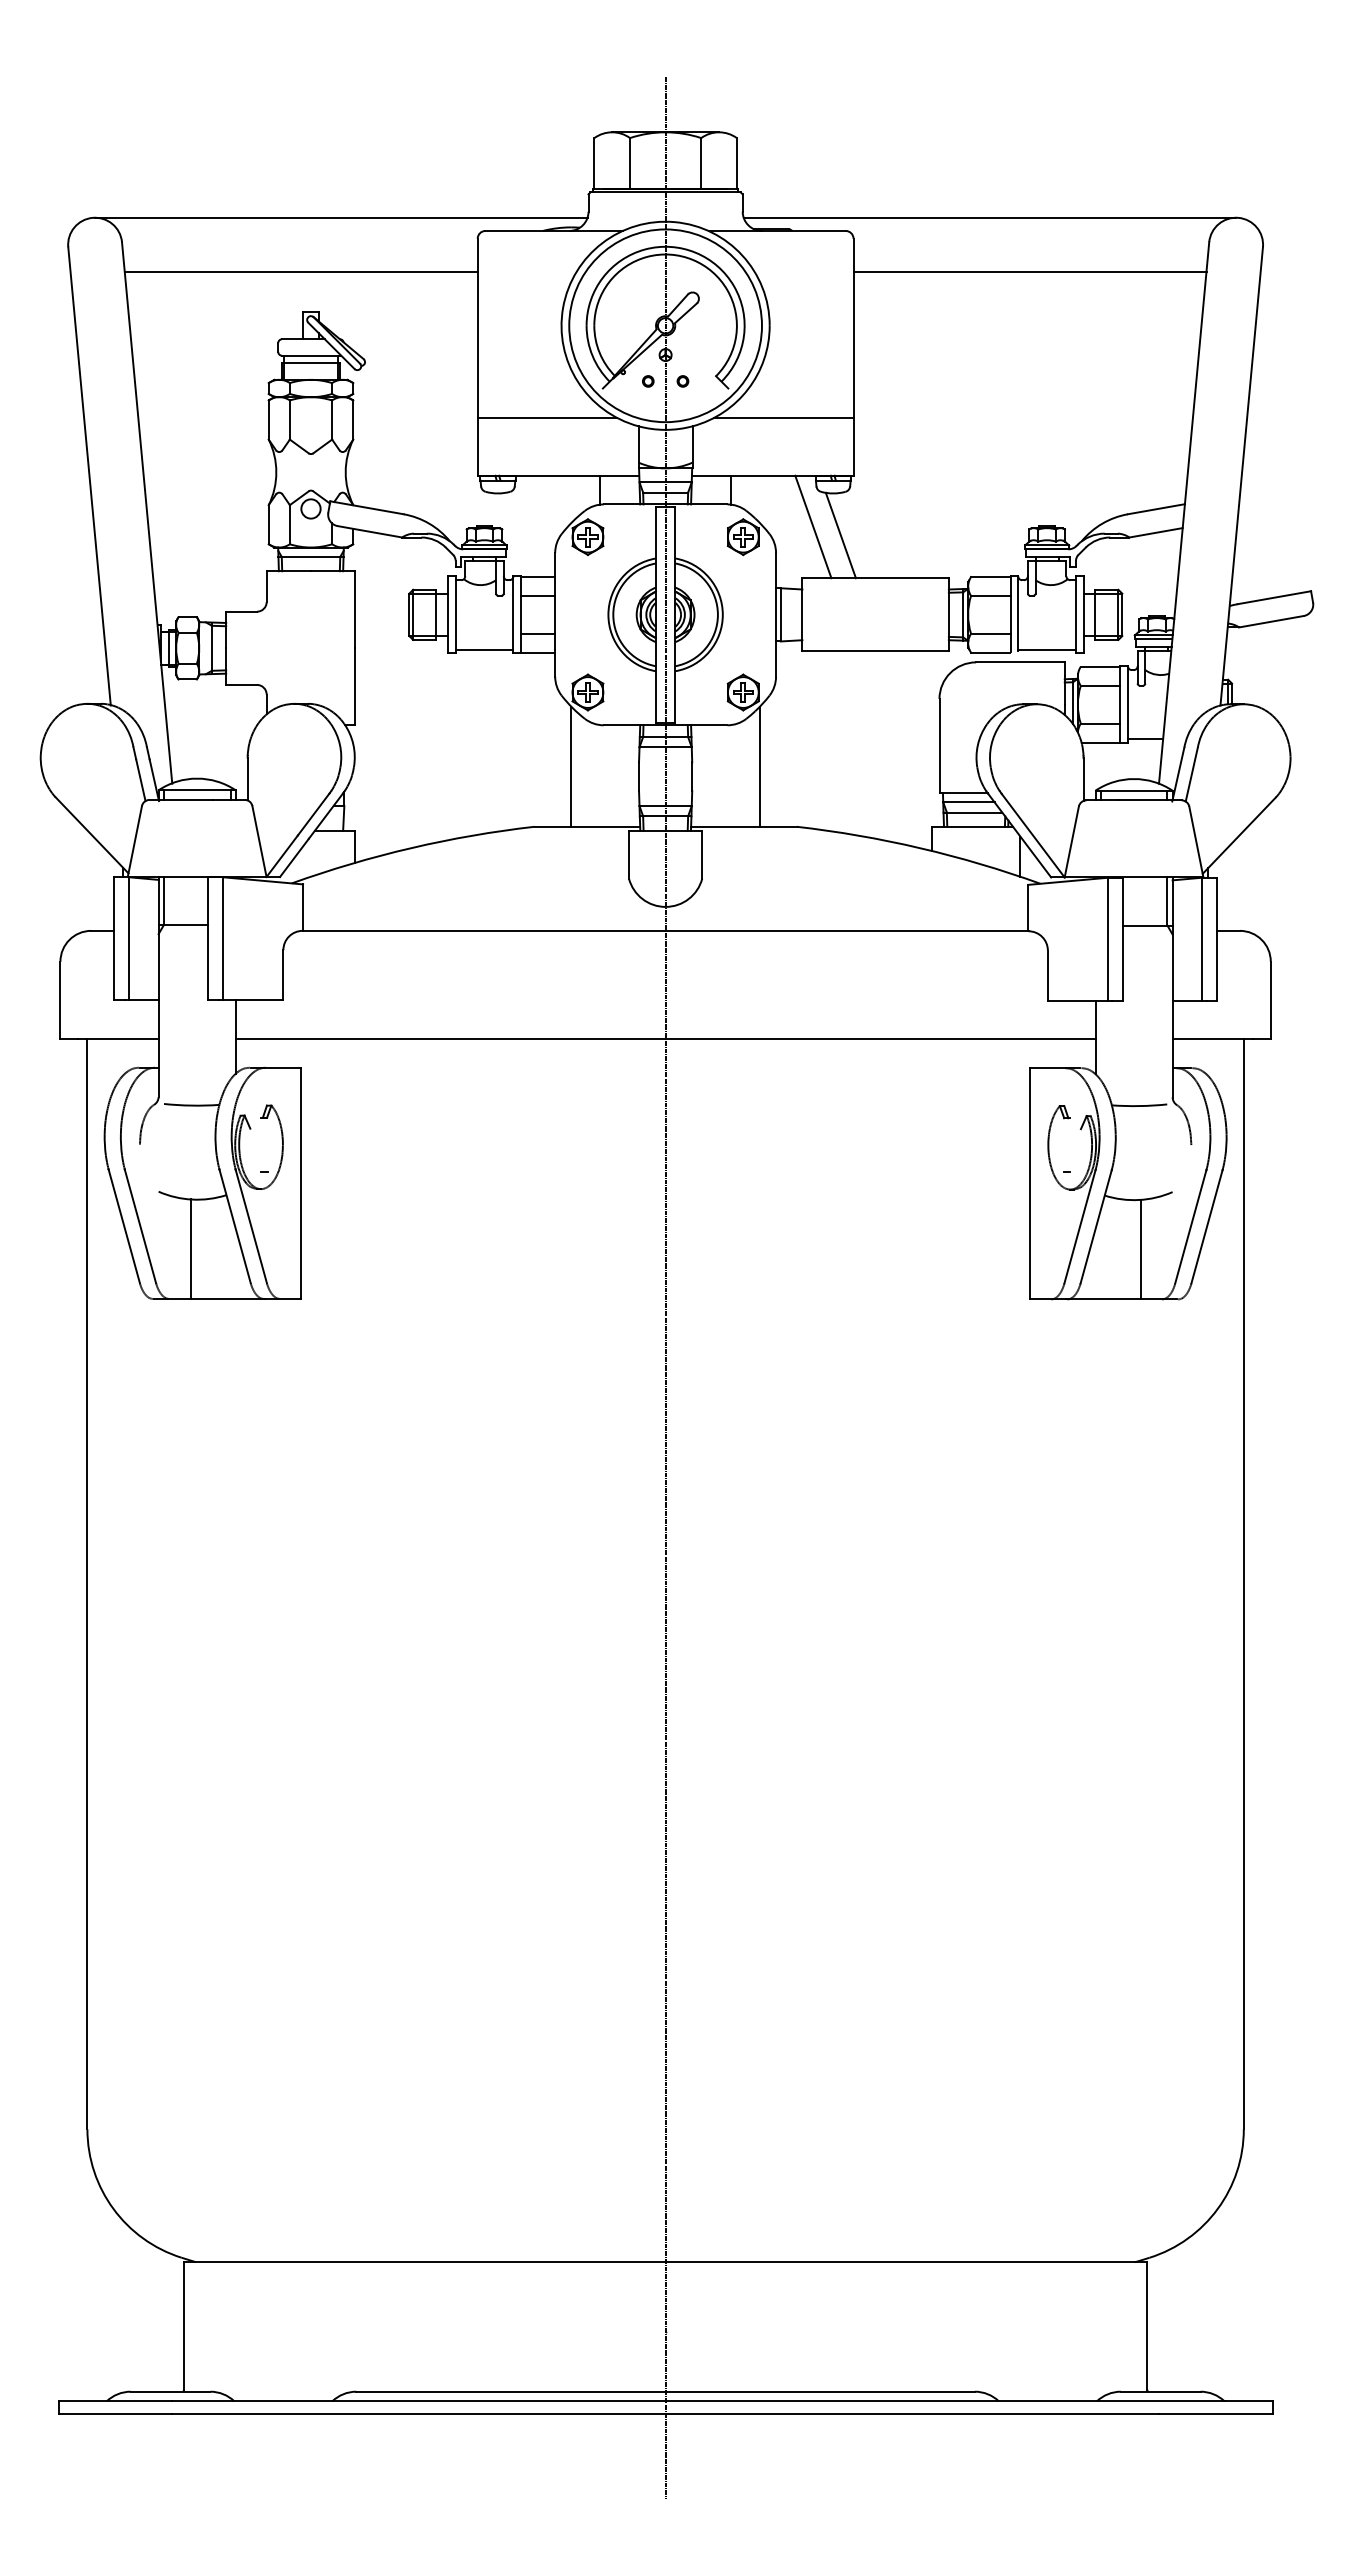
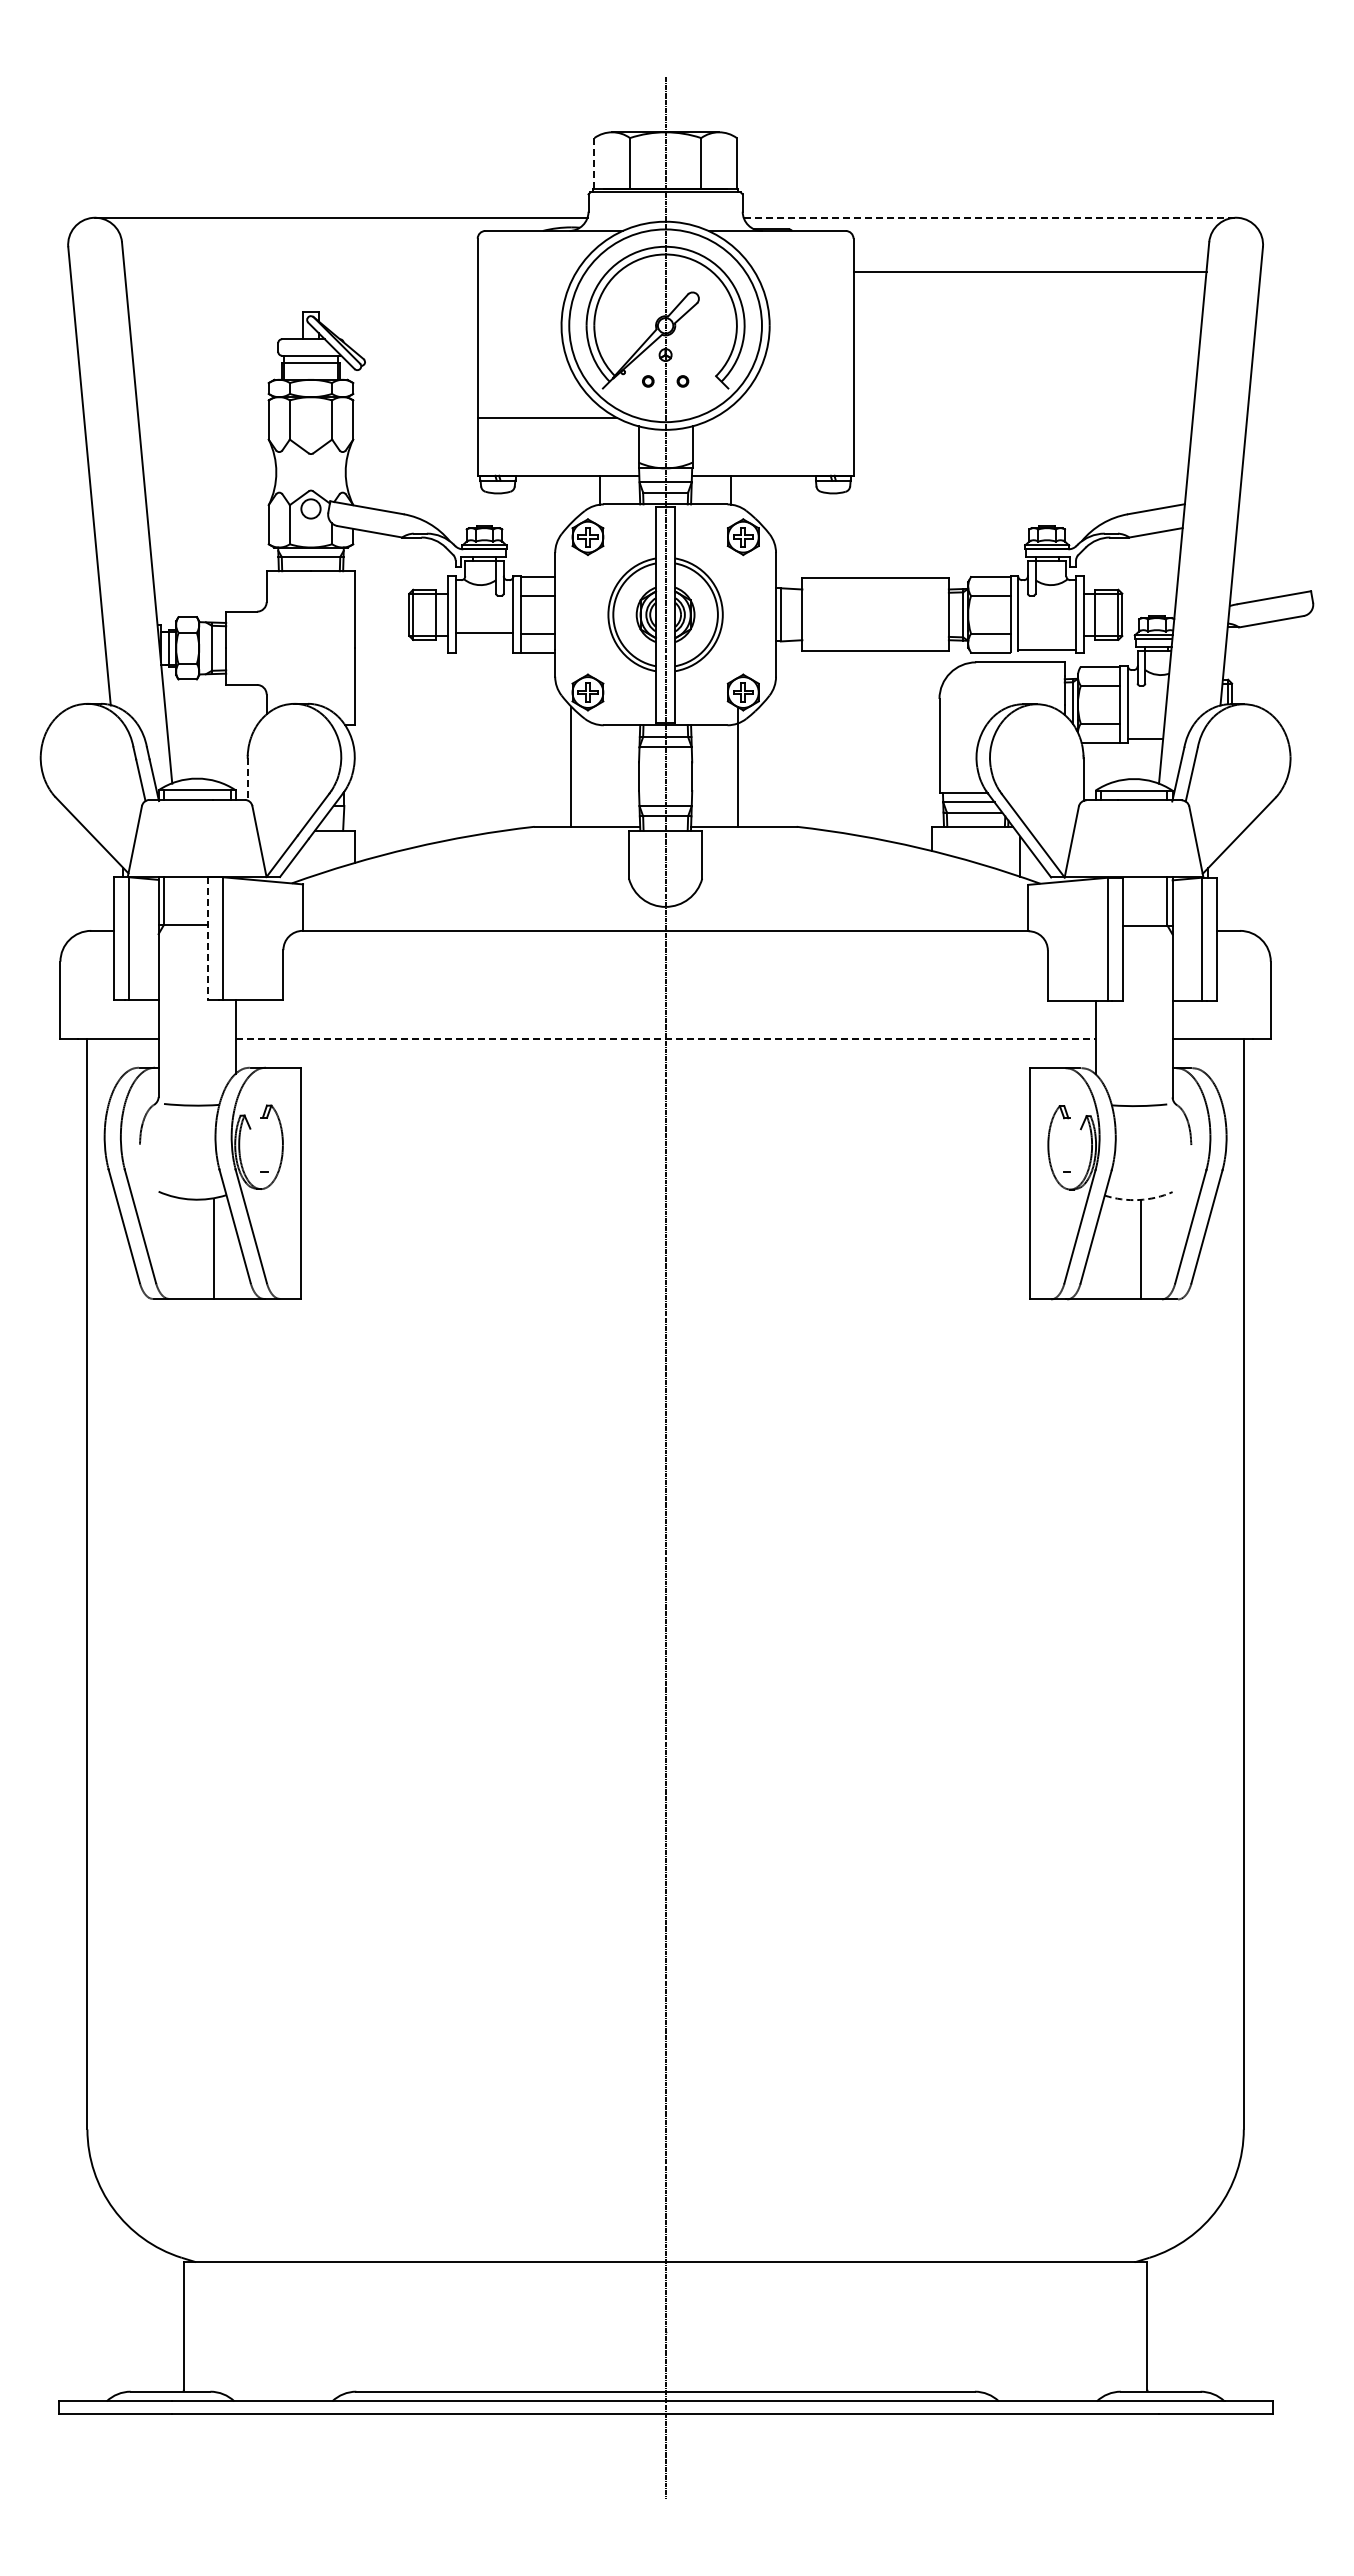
line: solid -> dashed (594, 163)
line: solid -> dashed (990, 217)
line: present -> none (300, 271)
line: present -> none (783, 417)
line: present -> none (813, 526)
line: present -> none (840, 535)
line position: (484, 649) -> (484, 632) (484, 632)
line position: (760, 766) -> (738, 766) (738, 766)
line: solid -> dashed (247, 779)
line: solid -> dashed (208, 939)
line: solid -> dashed (665, 1038)
arc: solid -> dashed (1139, 1200)
line position: (190, 1248) -> (213, 1248) (213, 1248)
